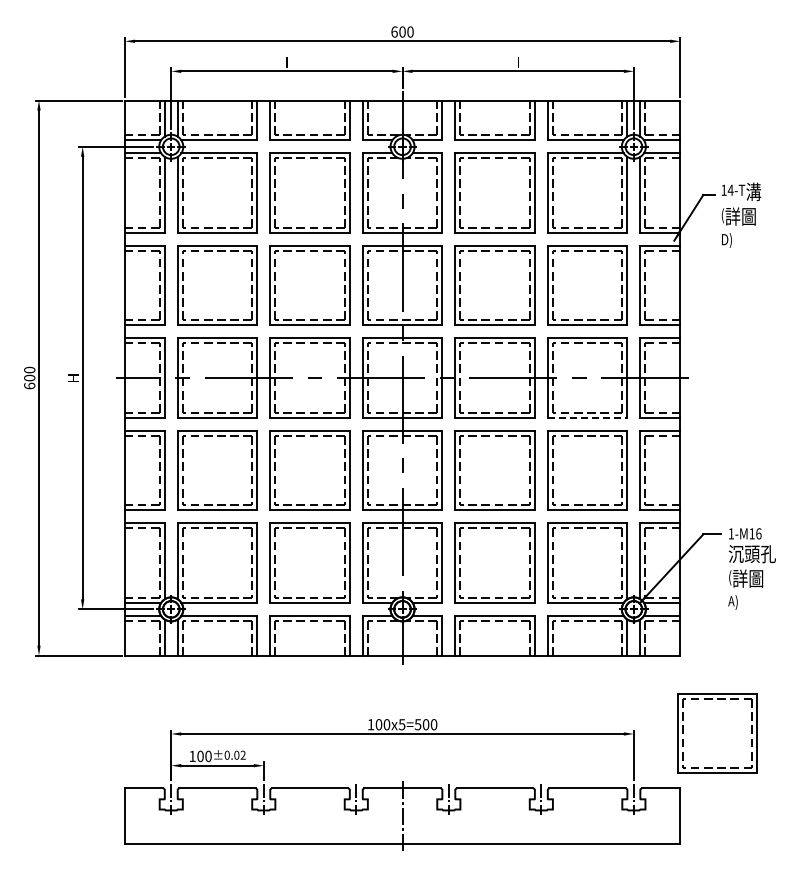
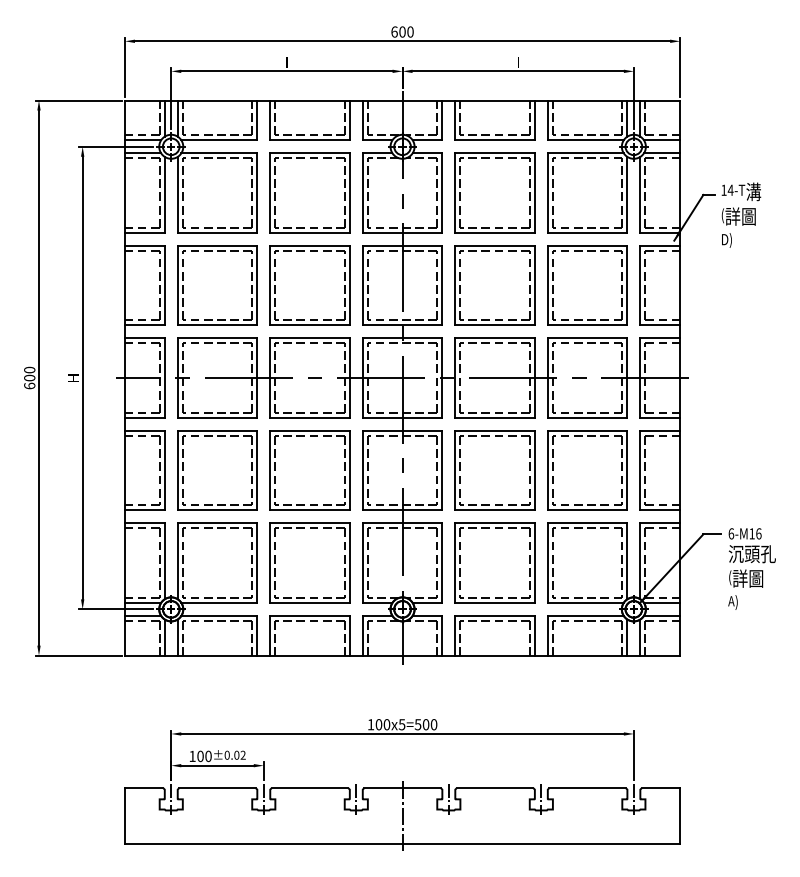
line: dashed -> solid (587, 417)
text: 1-M16 -> 6-M16 (731, 533)
part: present -> none (717, 733)
